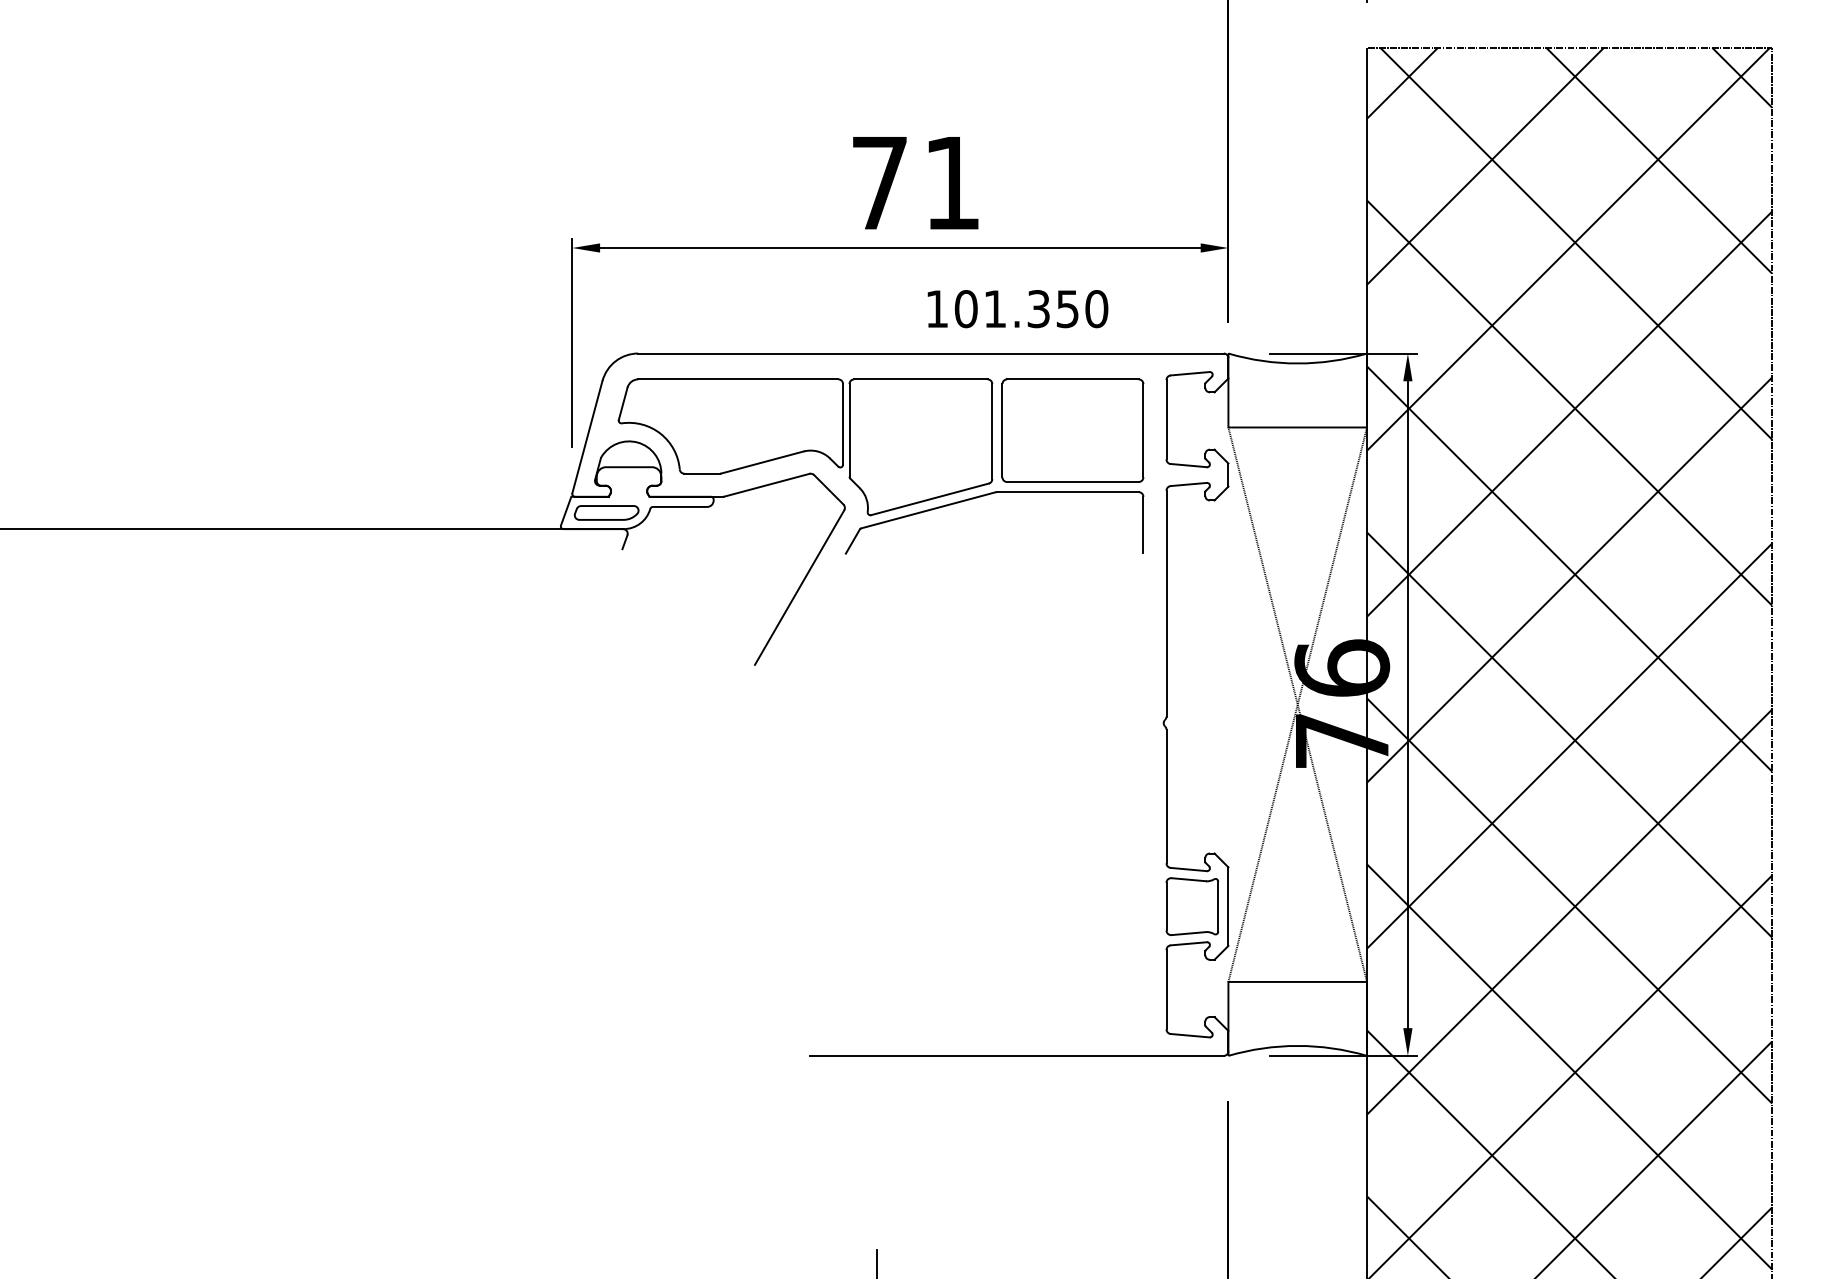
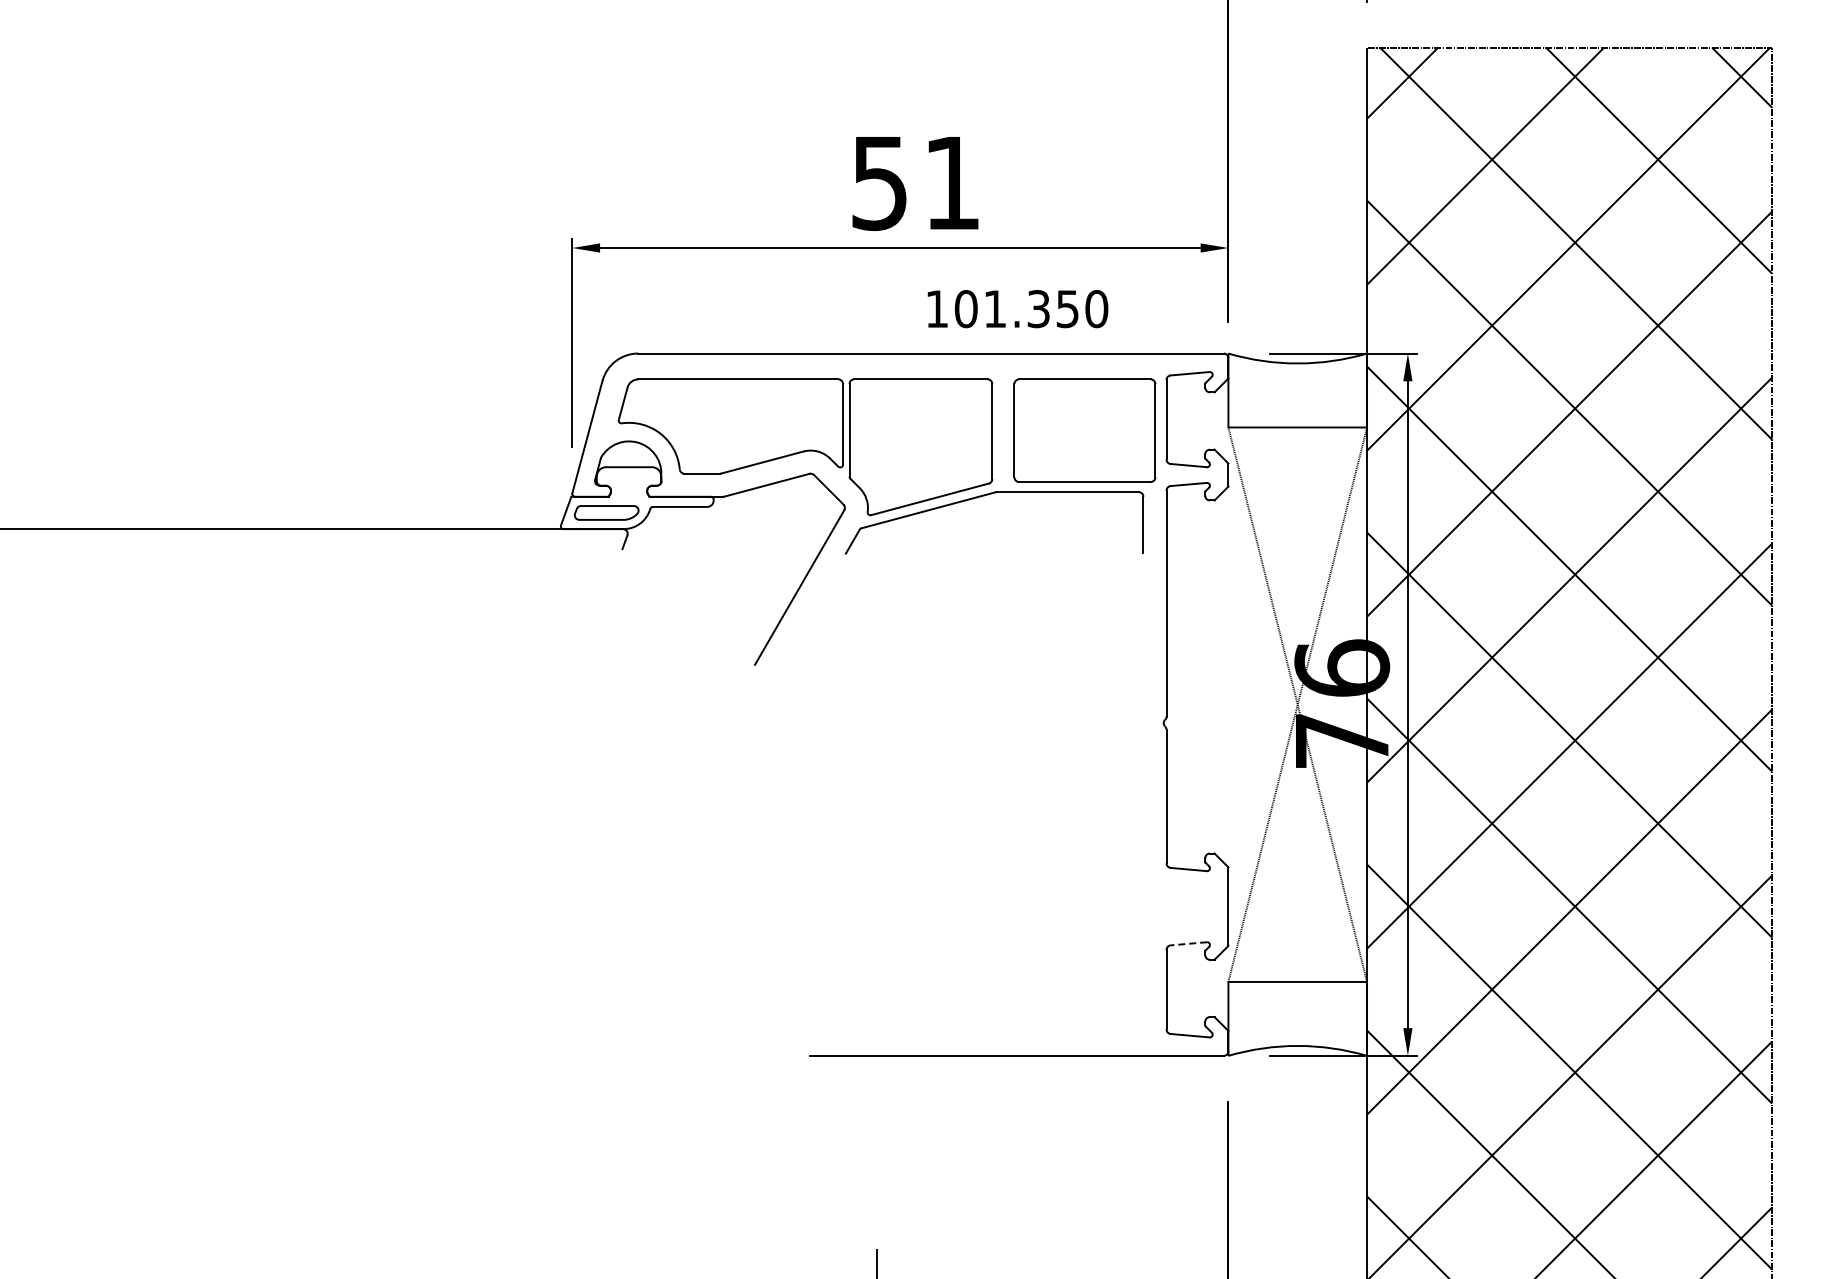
text: 71 -> 51 (879, 184)
part position: (1072, 430) -> (1084, 430) (1084, 430)
part: present -> none (1192, 906)
line: solid -> dashed (1188, 943)
